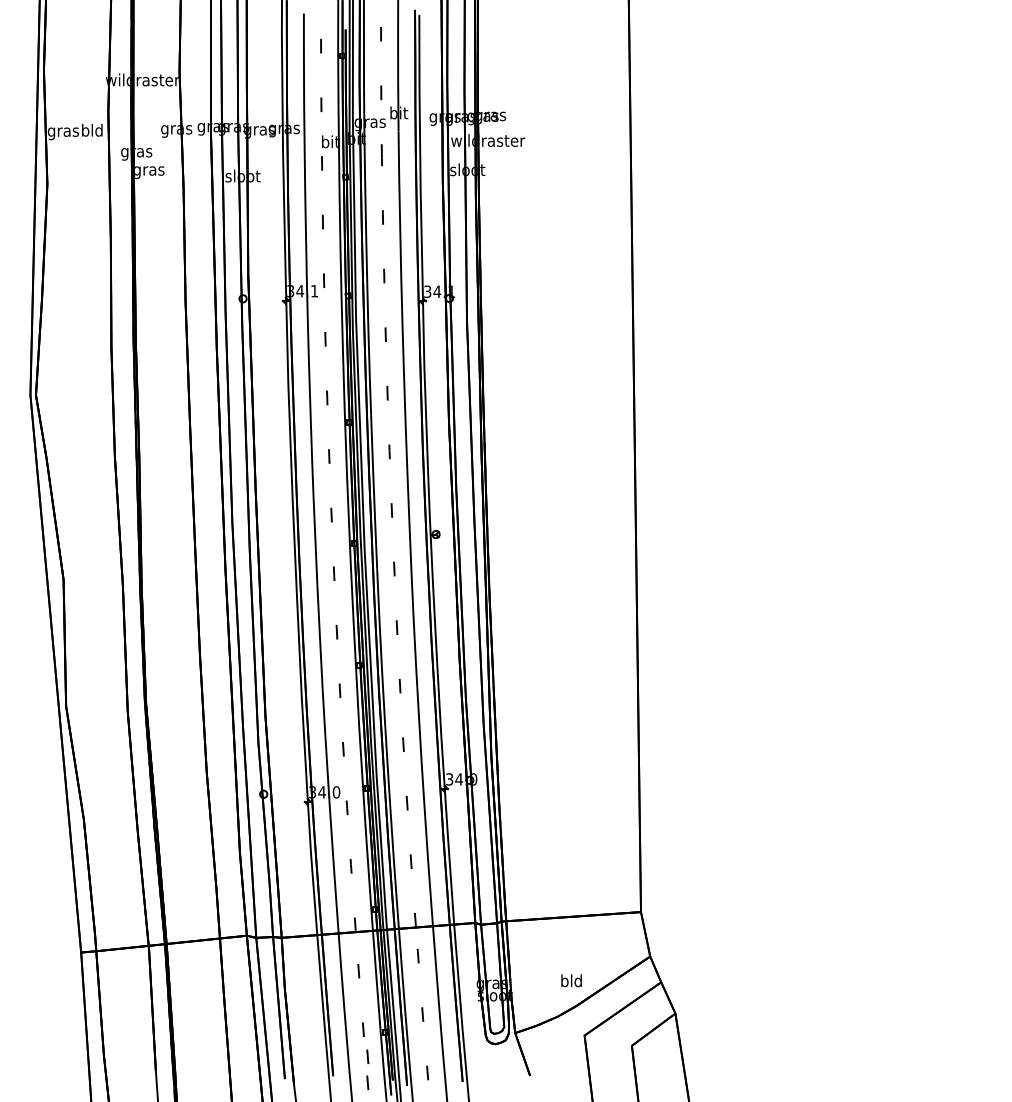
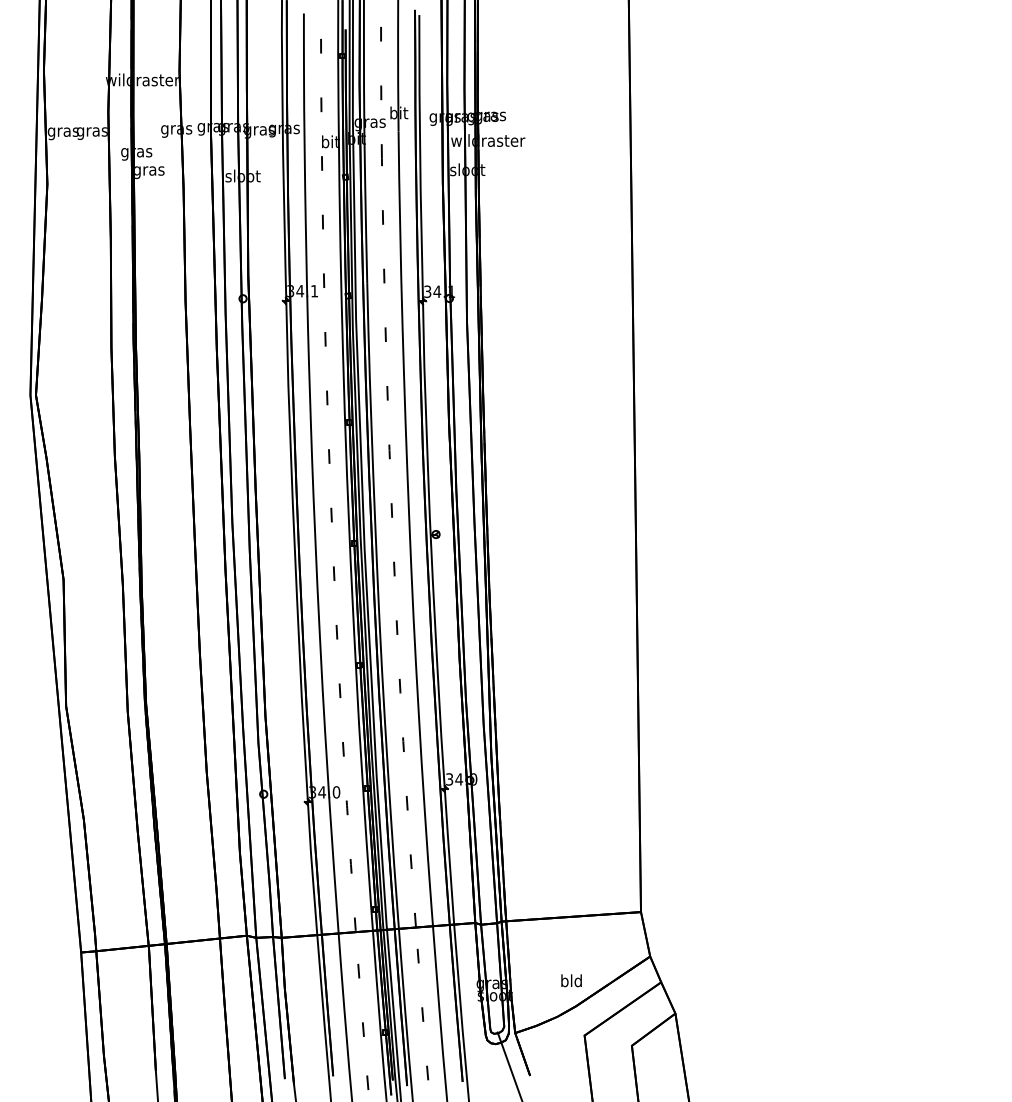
text: bld -> gras (91, 131)
line: present -> none (367, 1056)
line: none -> present (509, 1065)
